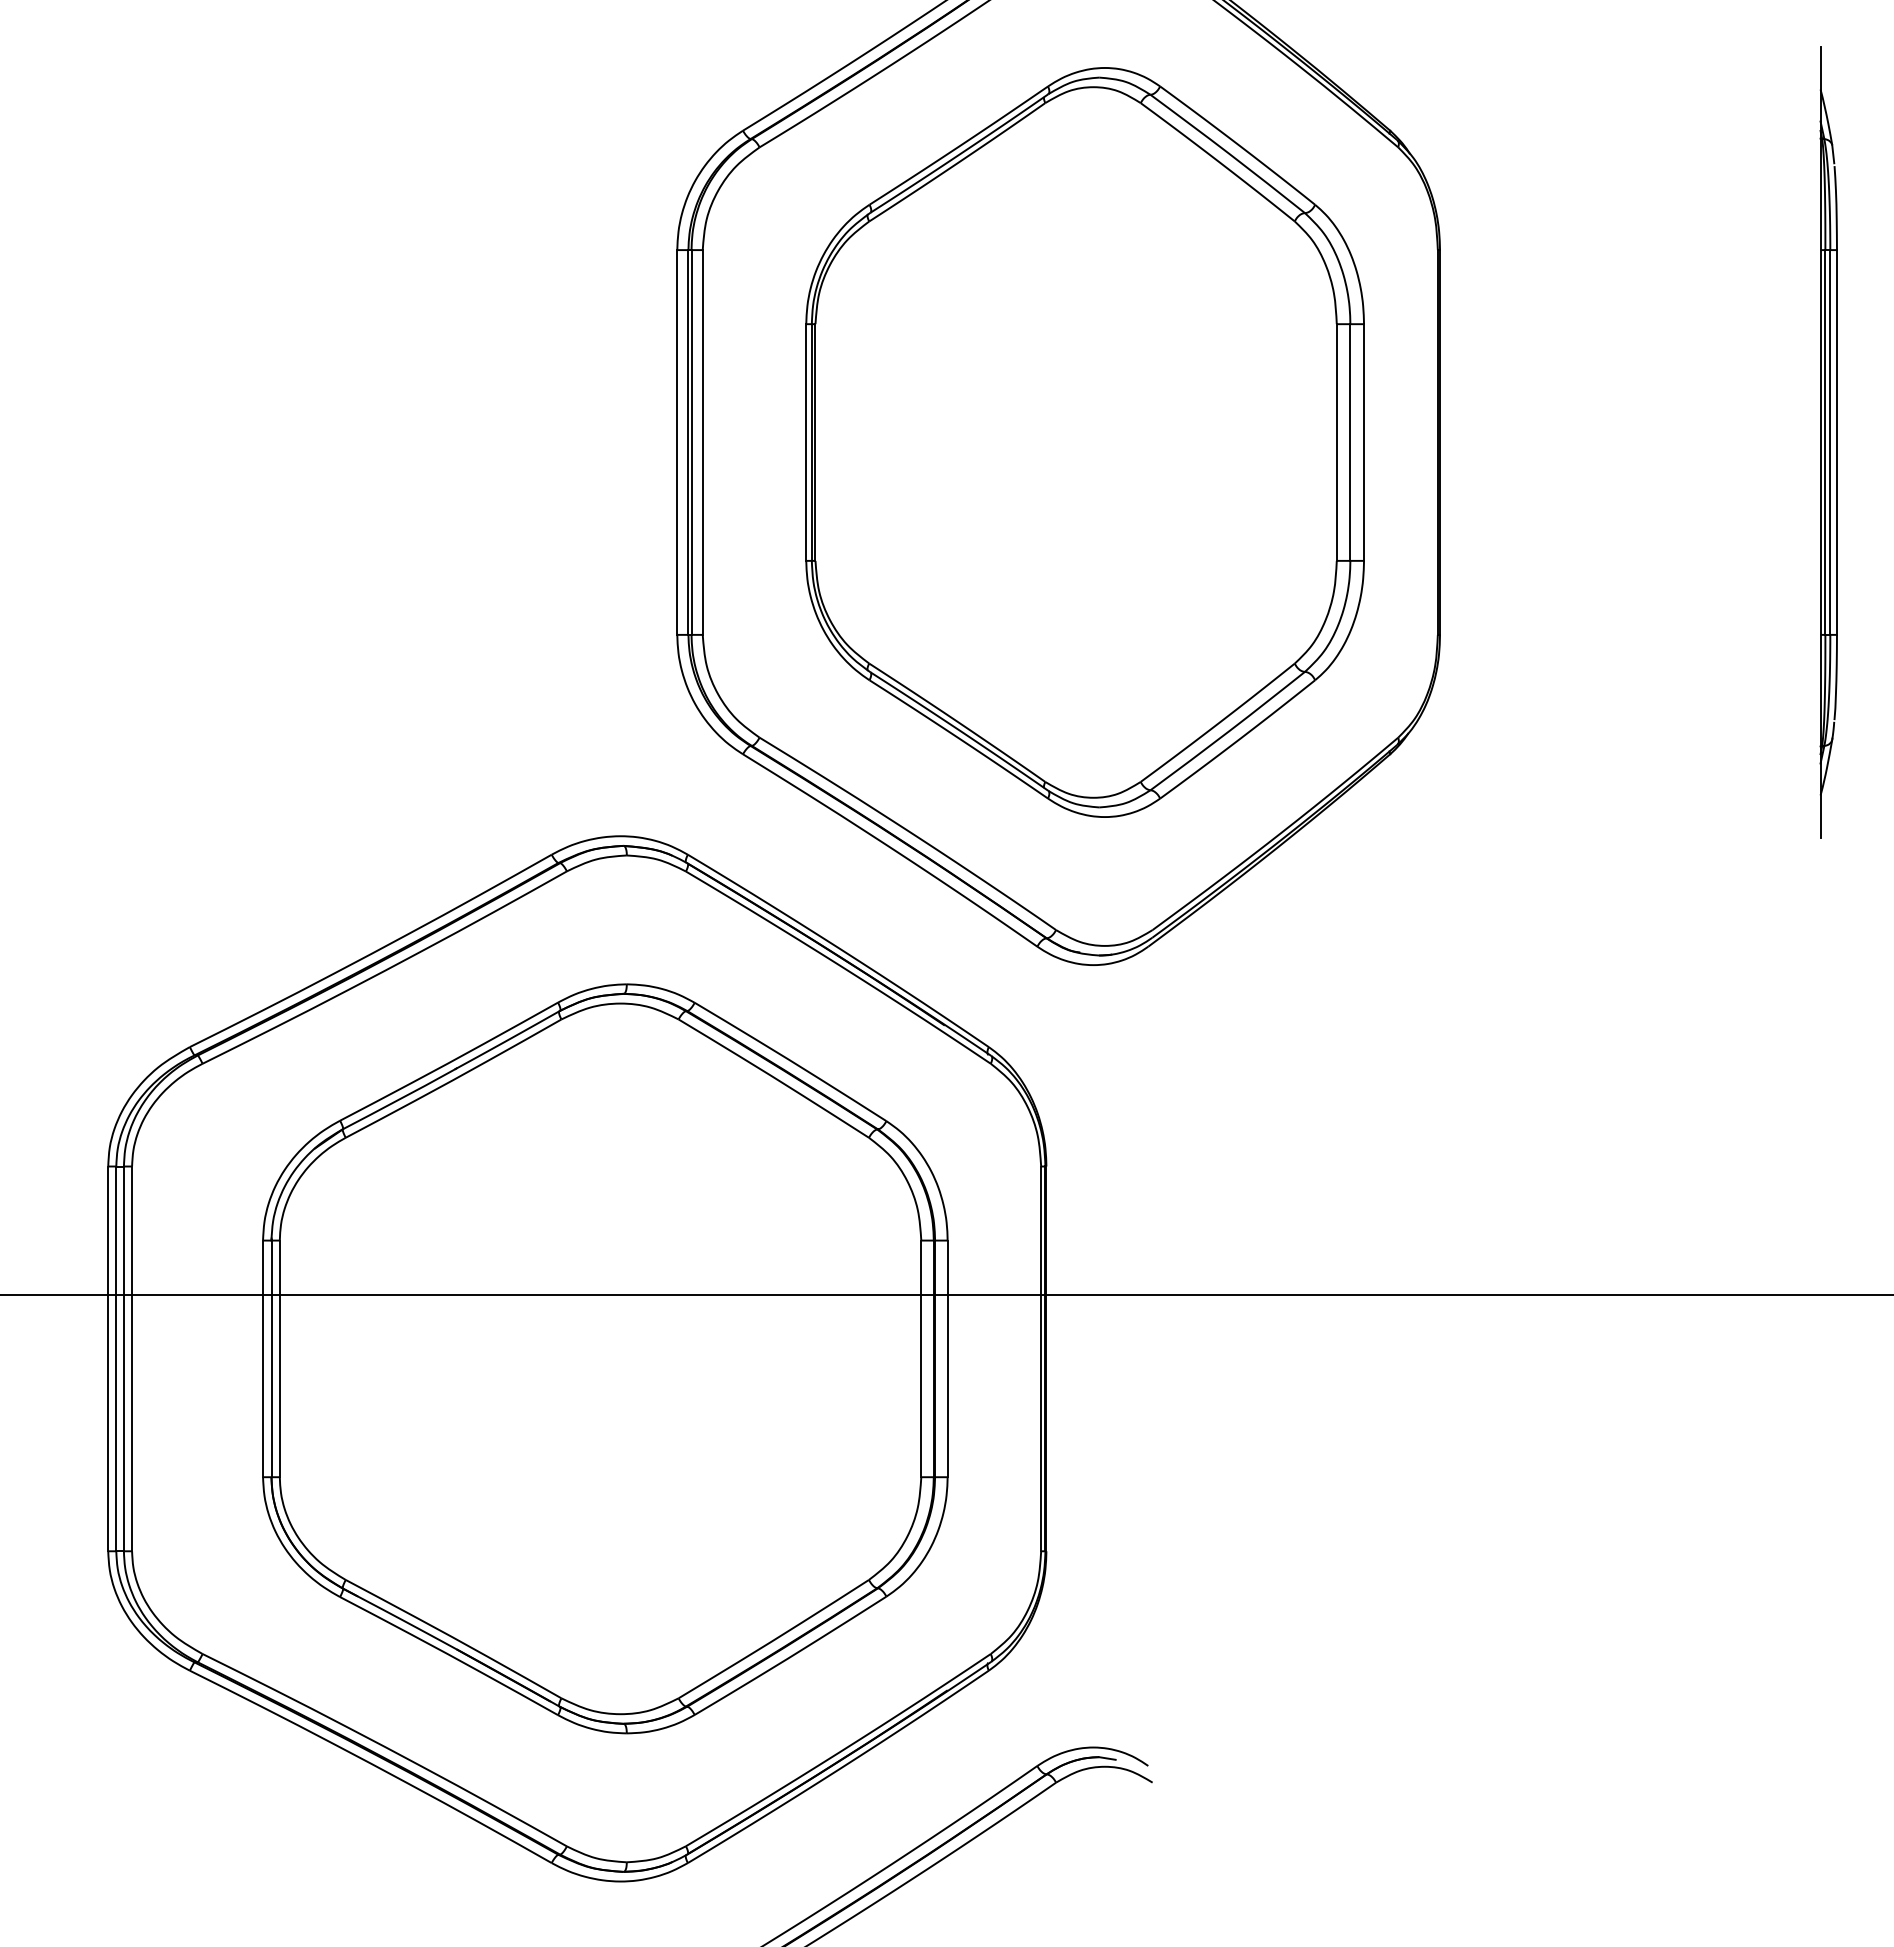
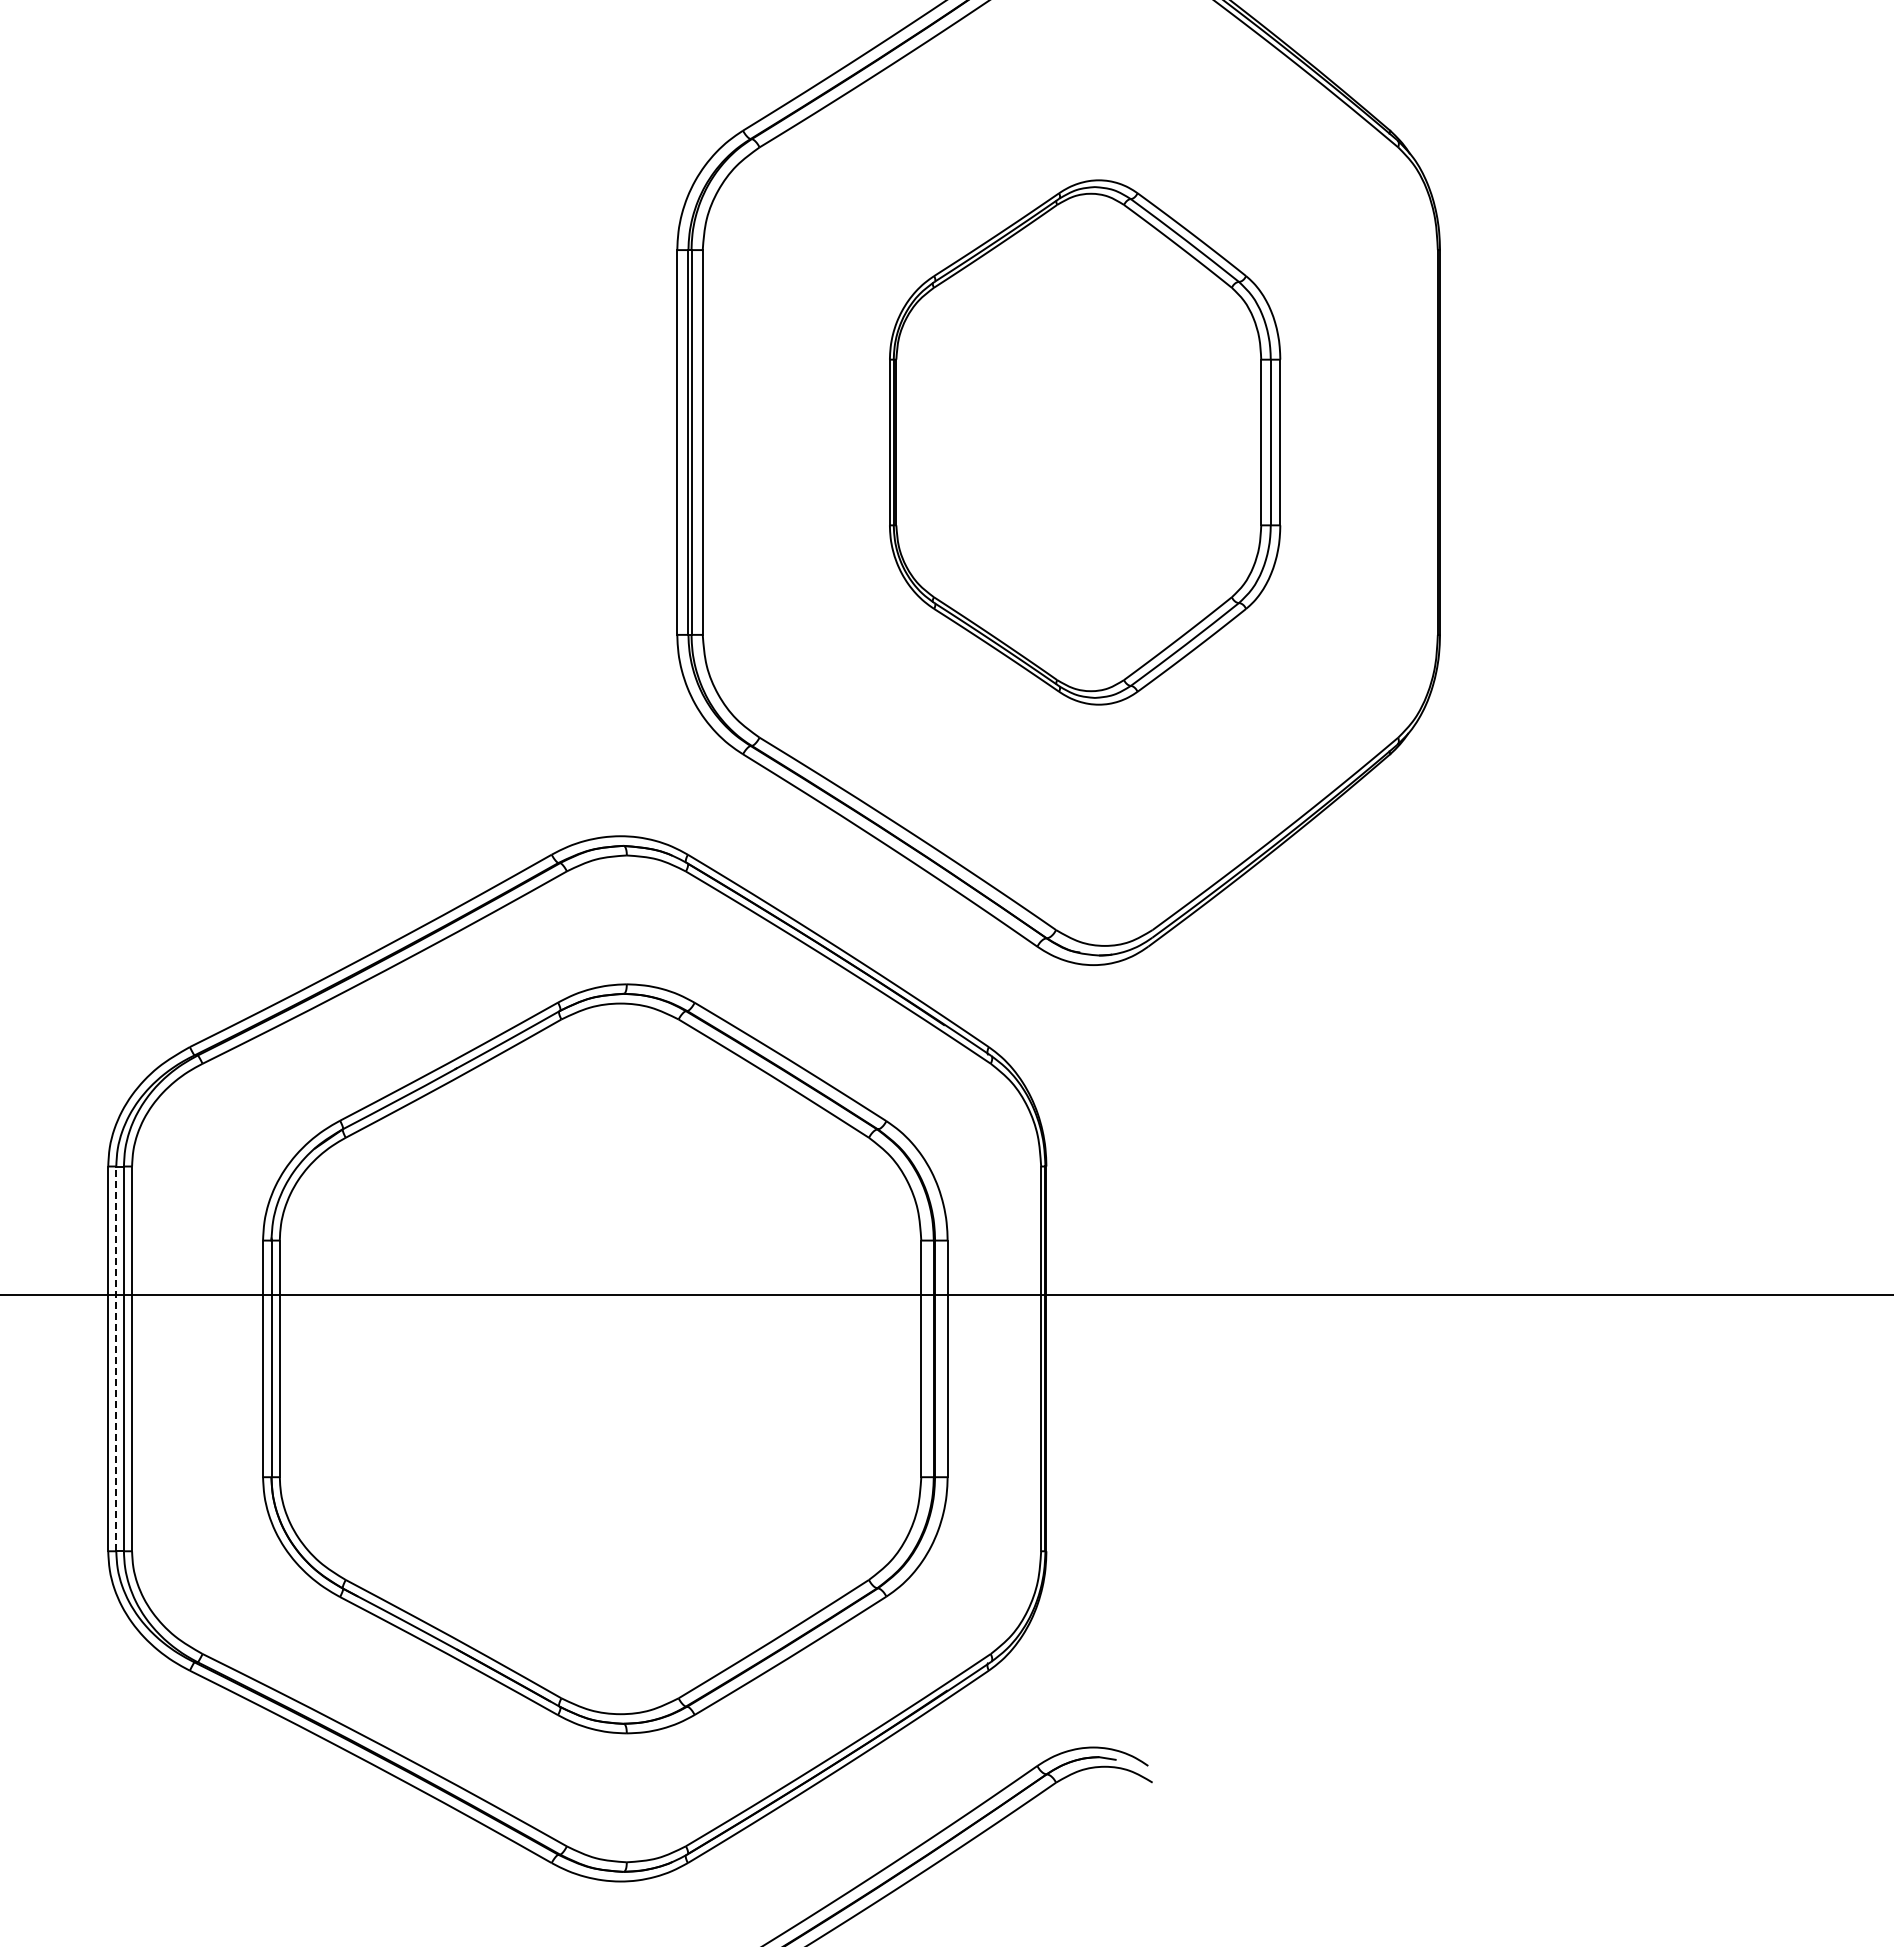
part size: 560x751 px -> 393x527 px (1085, 442)
part: present -> none (1828, 442)
line: solid -> dashed (116, 1358)
